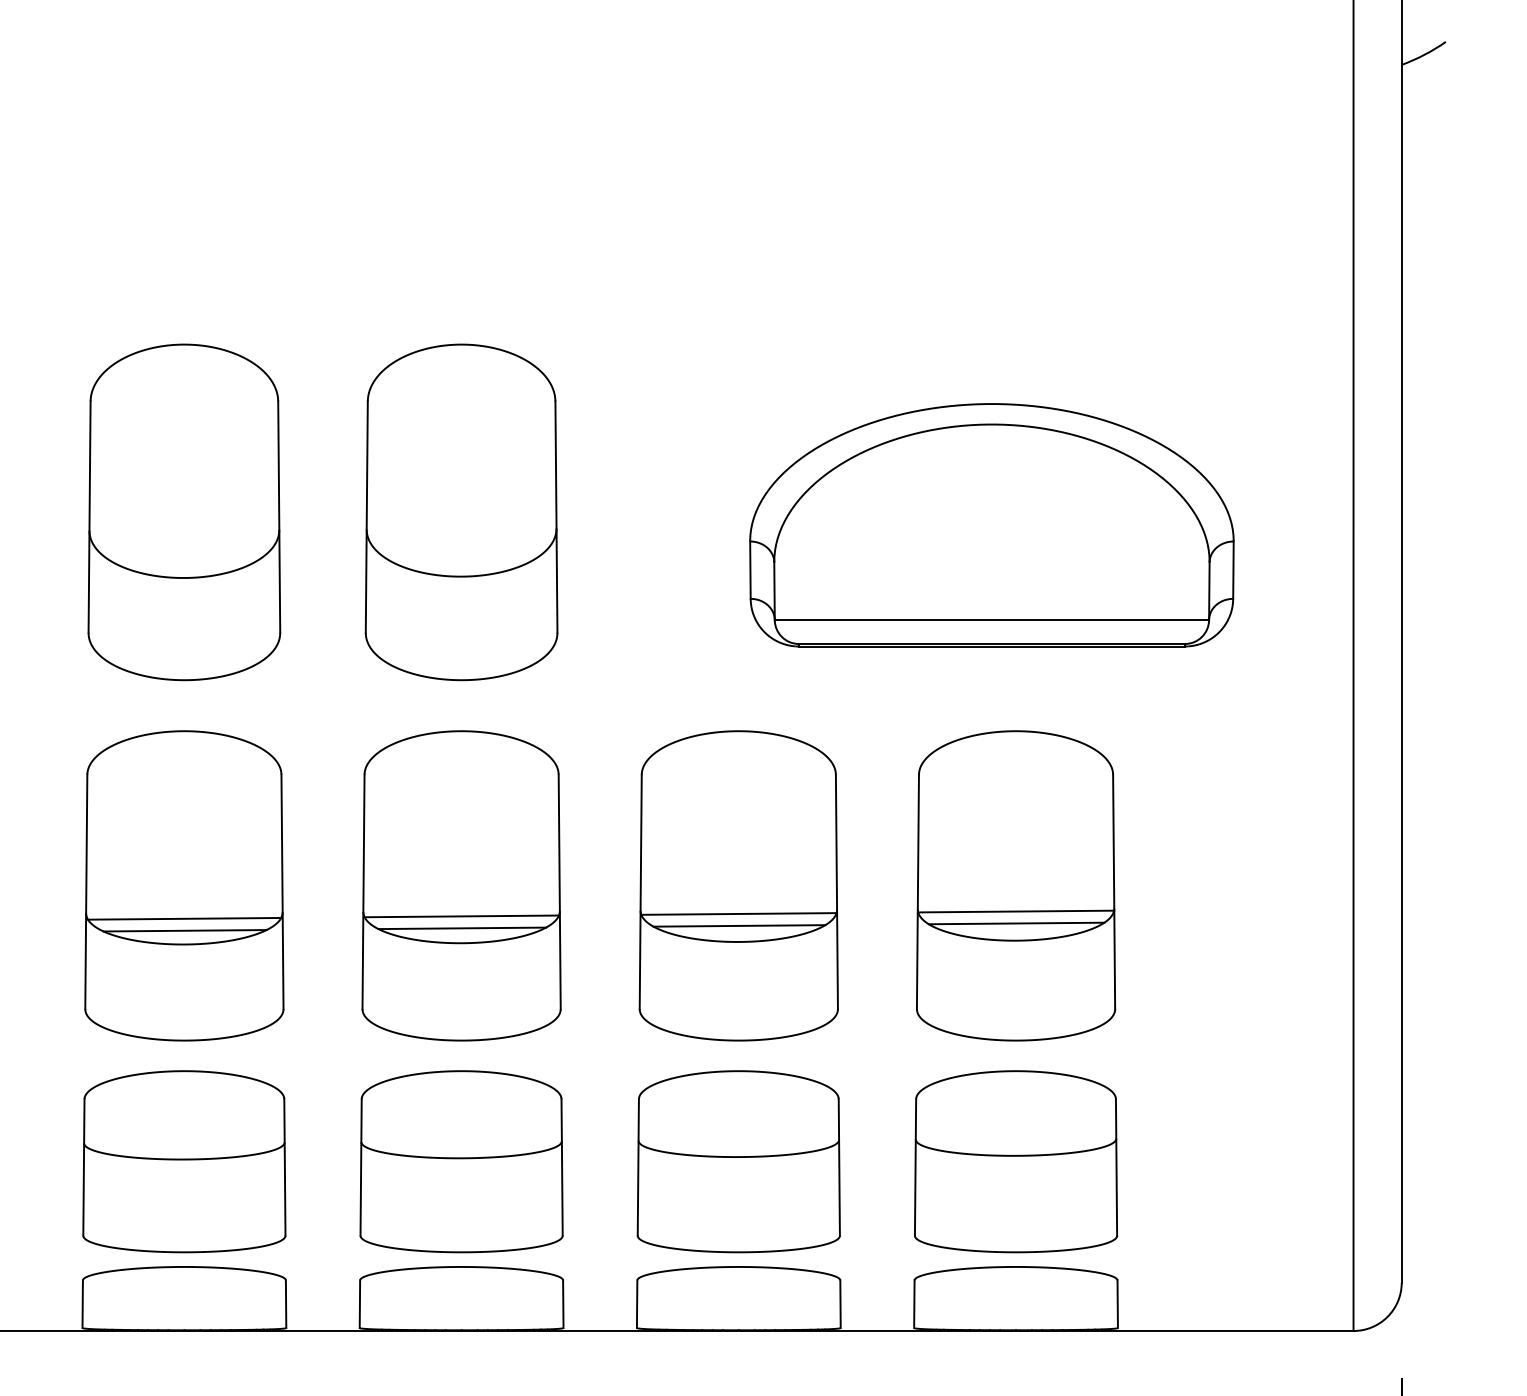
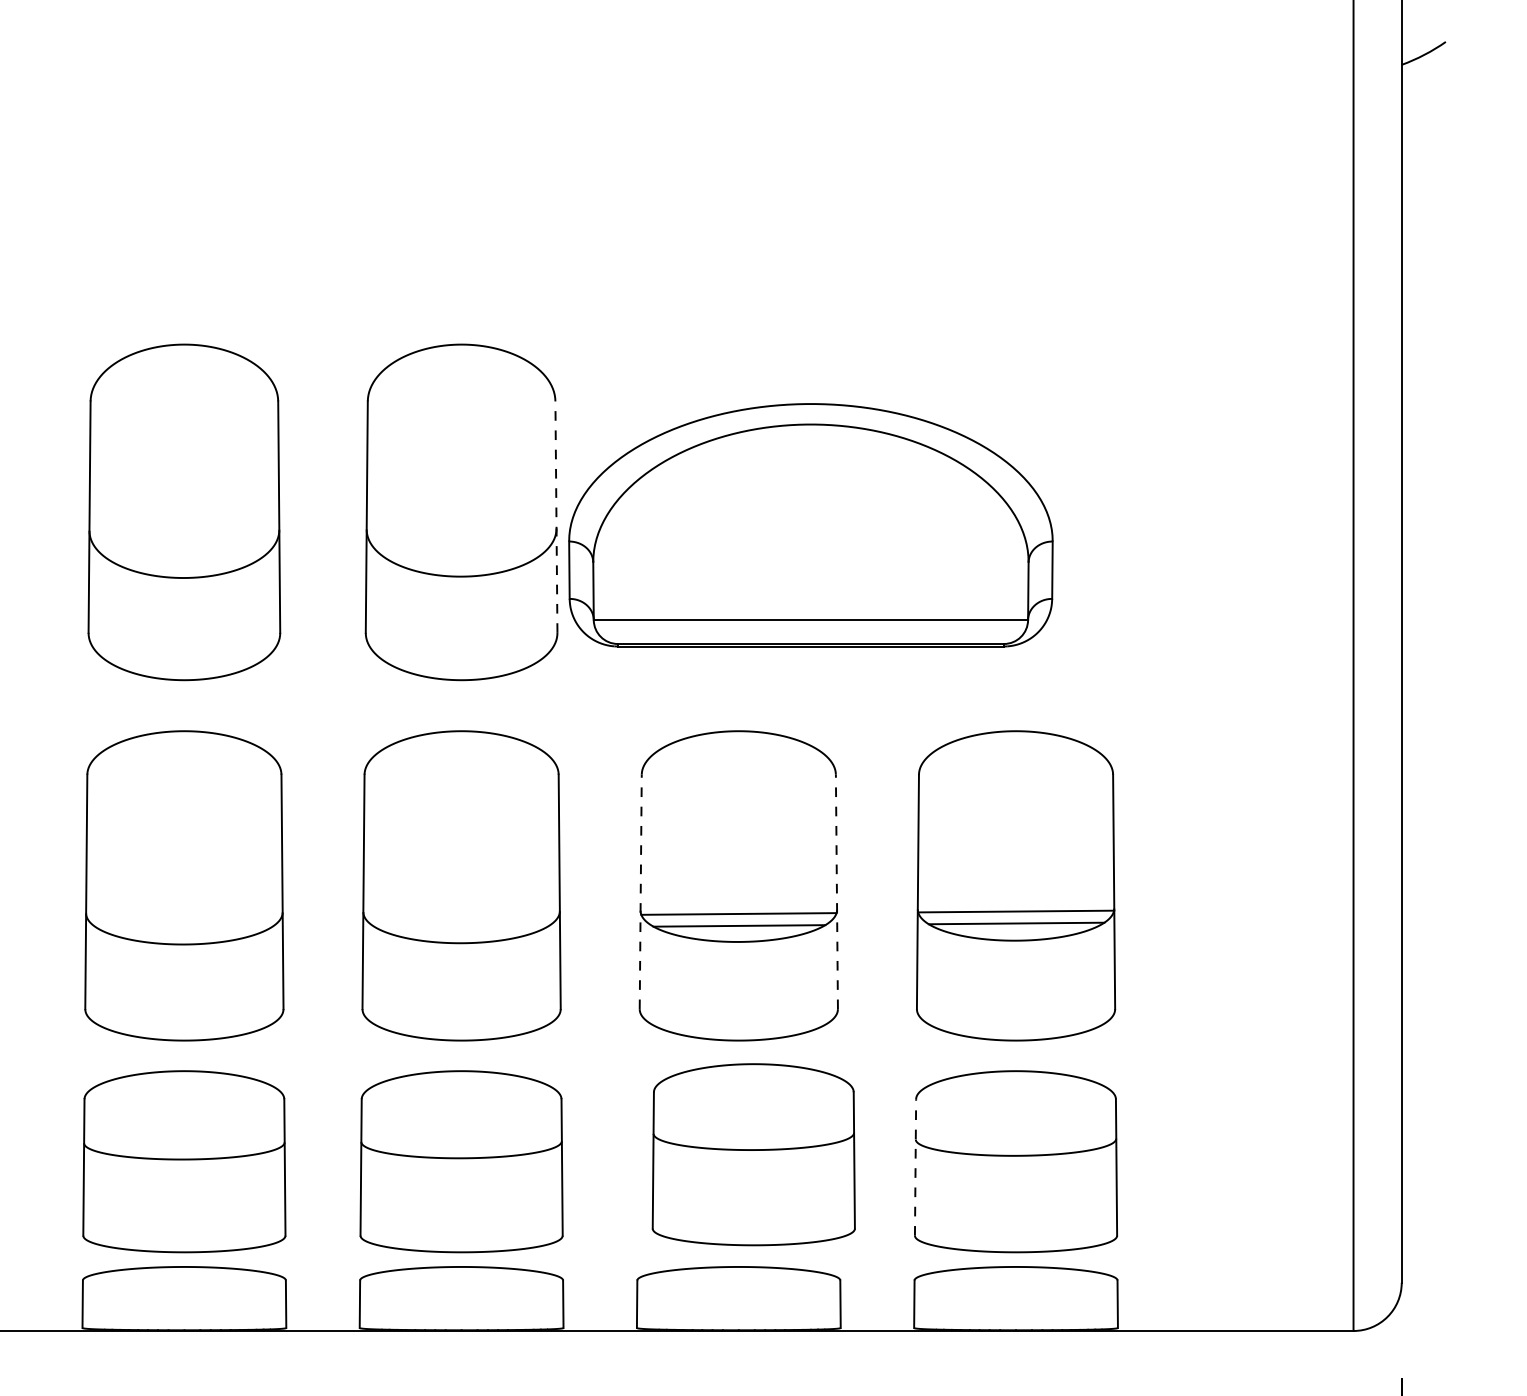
line: solid -> dashed (556, 517)
part position: (991, 525) -> (810, 525) (810, 525)
line: solid -> dashed (640, 891)
line: solid -> dashed (836, 891)
line: present -> none (461, 916)
line: present -> none (184, 918)
line: present -> none (462, 928)
line: present -> none (184, 930)
part position: (738, 1161) -> (753, 1154) (753, 1154)
line: solid -> dashed (915, 1166)
